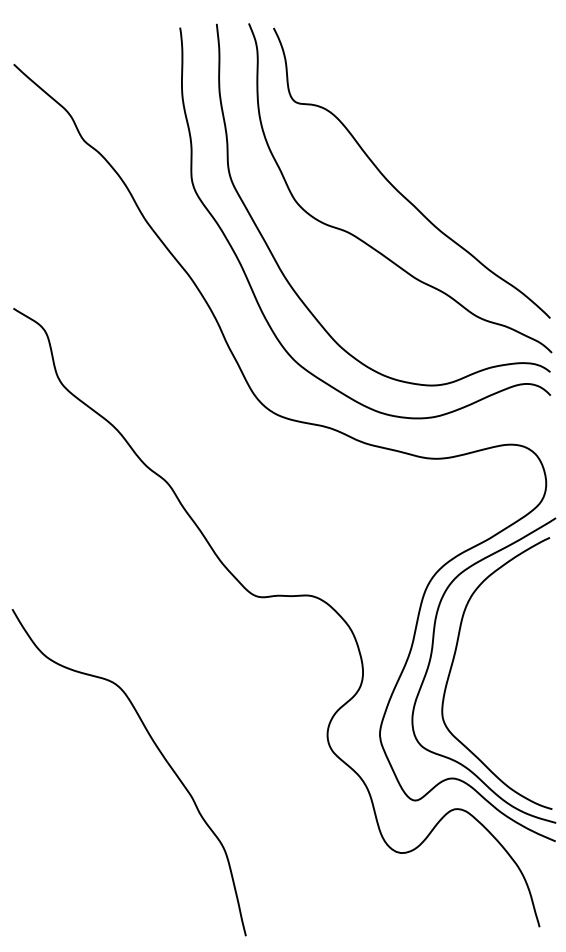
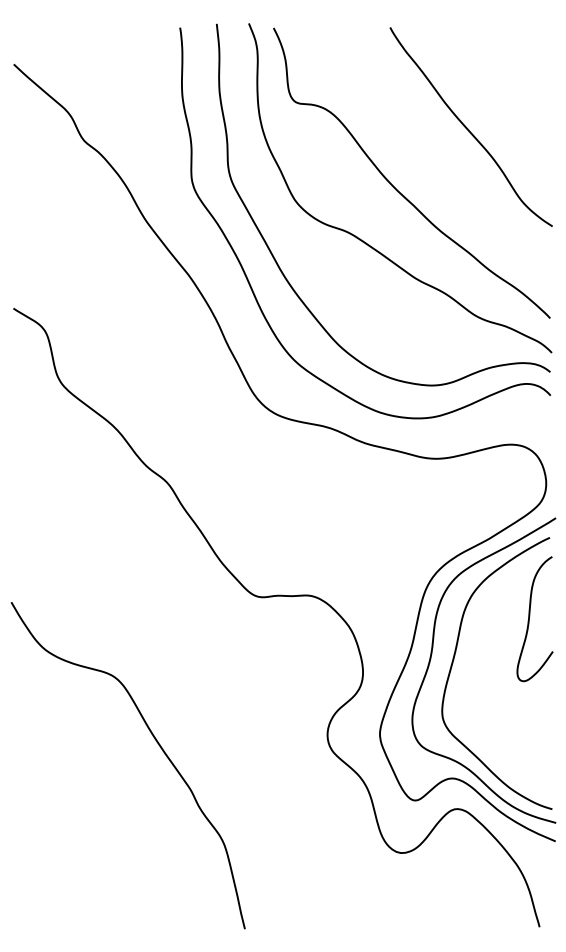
curve: none -> present (468, 128)
curve: none -> present (530, 616)
curve position: (159, 752) -> (158, 745) (158, 745)
